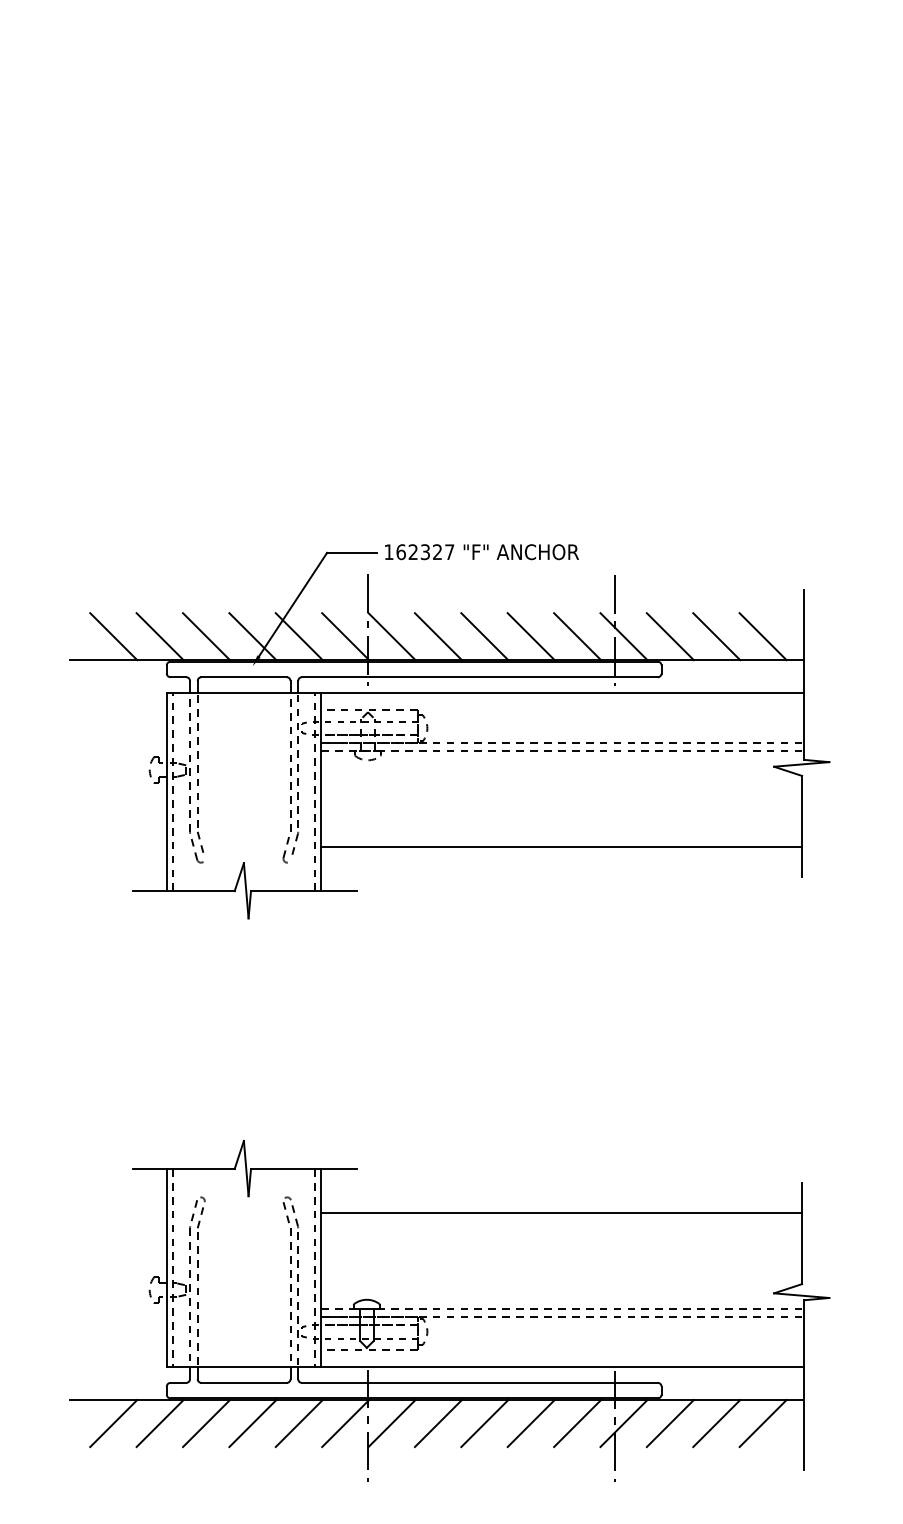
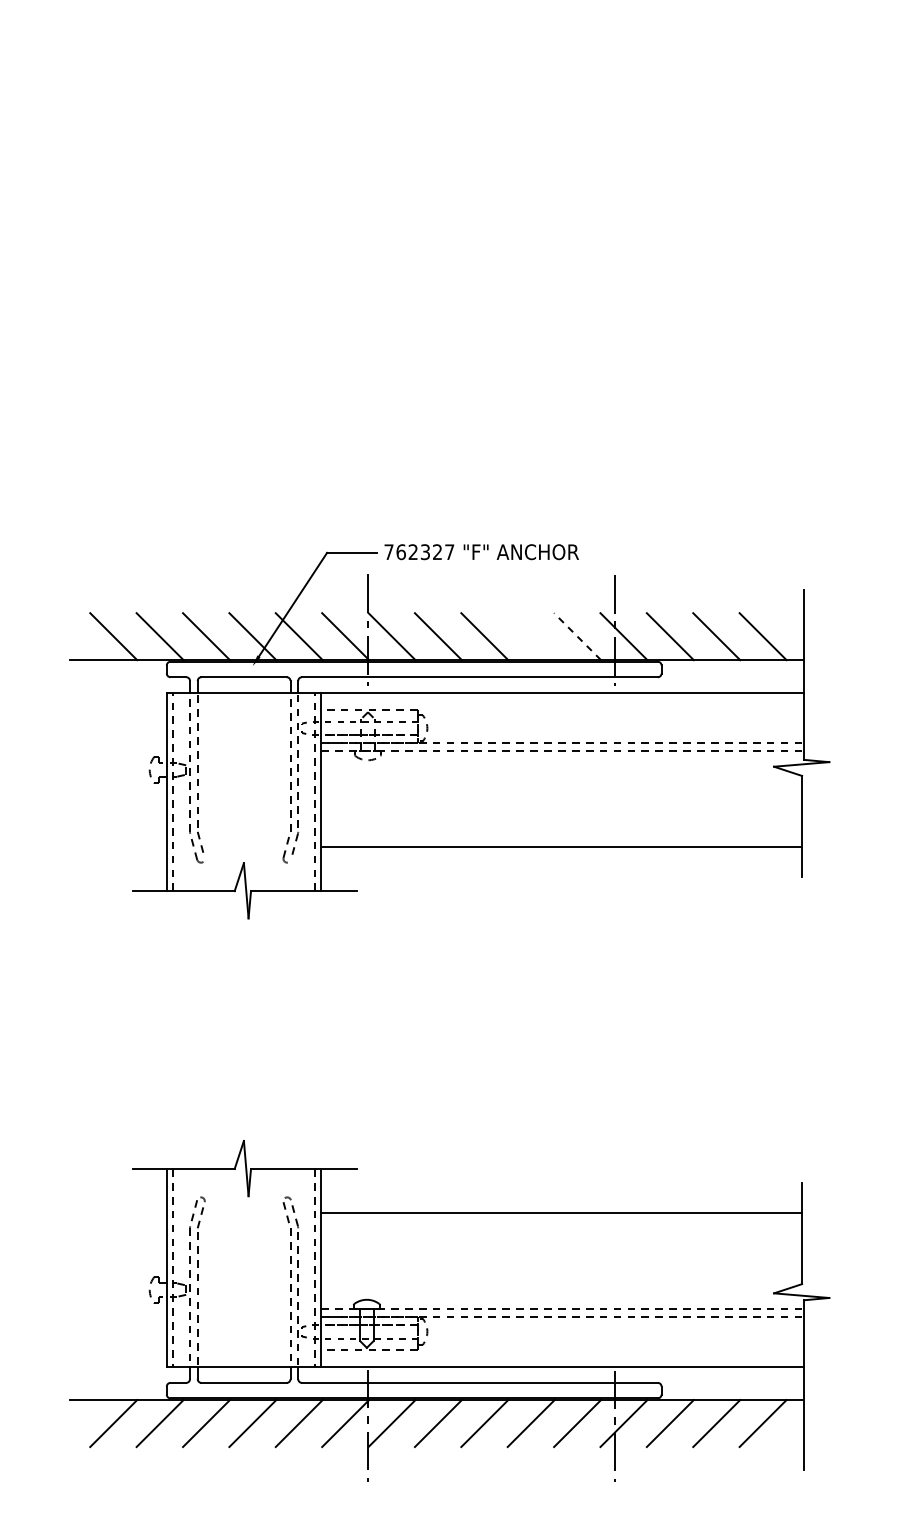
text: 162327 -> 762327 (388, 551)
line: present -> none (530, 636)
line: solid -> dashed (577, 636)
